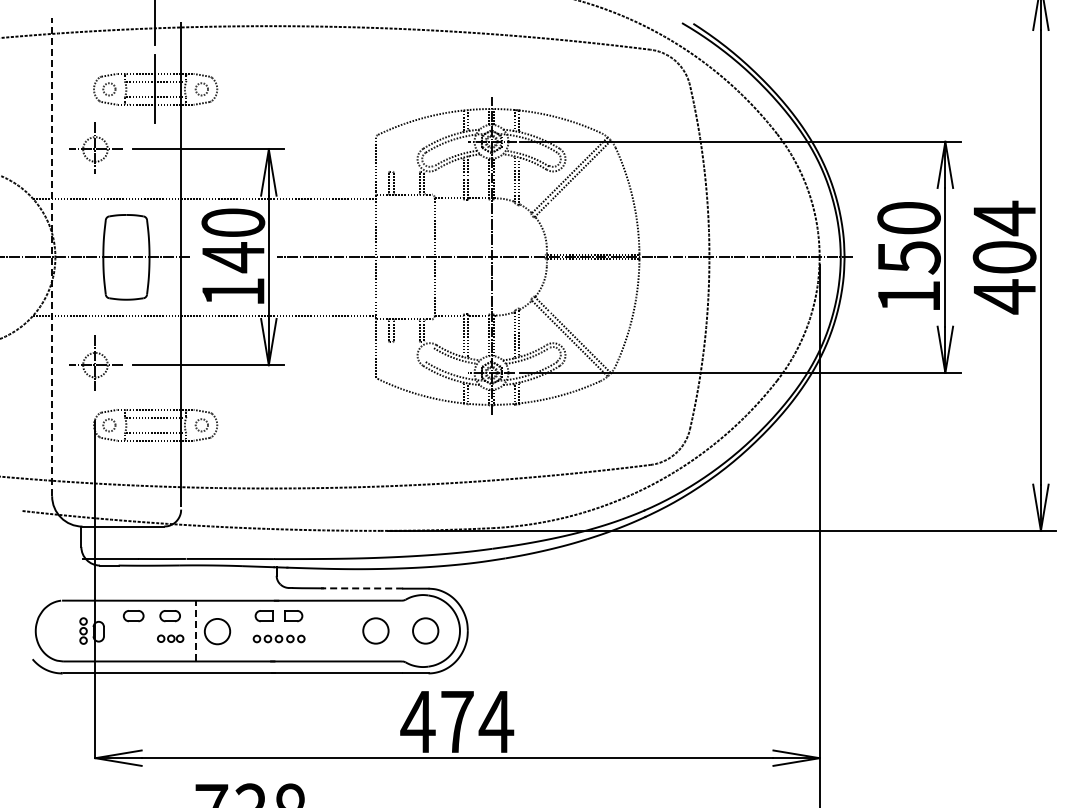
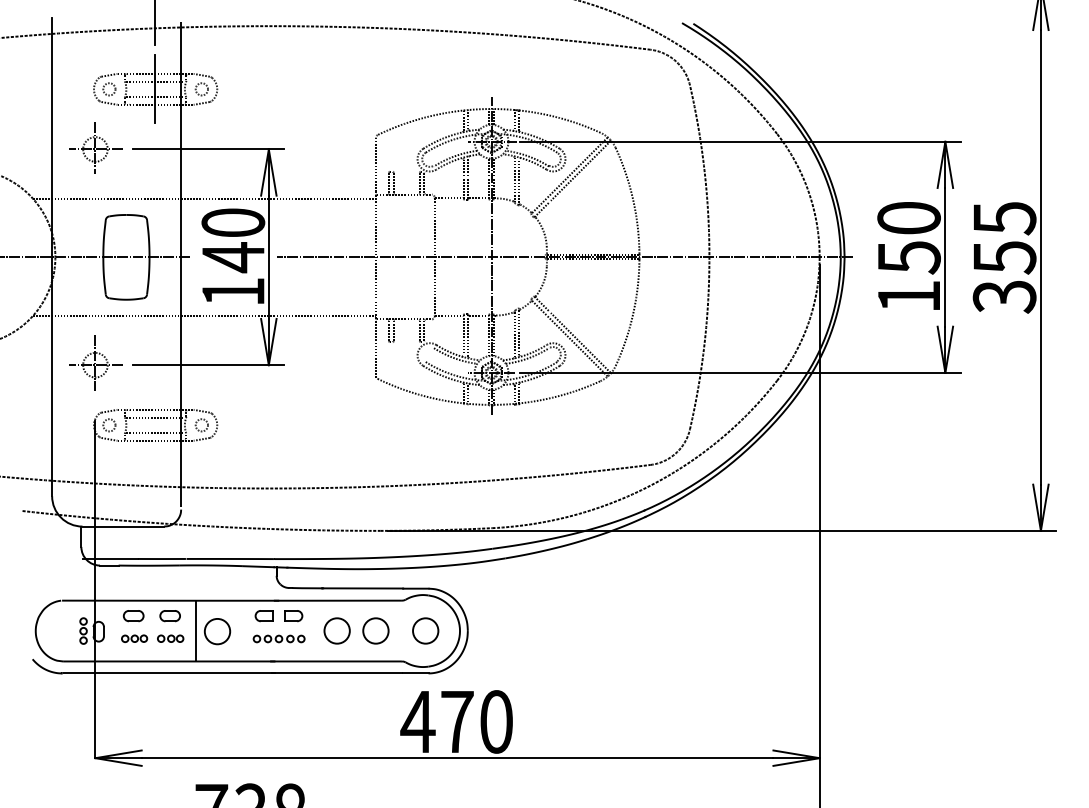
line: dashed -> solid (52, 257)
text: 404 -> 355 (1004, 257)
line: dashed -> solid (362, 588)
line: dashed -> solid (195, 630)
circle: none -> present (336, 630)
part: none -> present (134, 638)
text: 474 -> 470 (496, 721)
